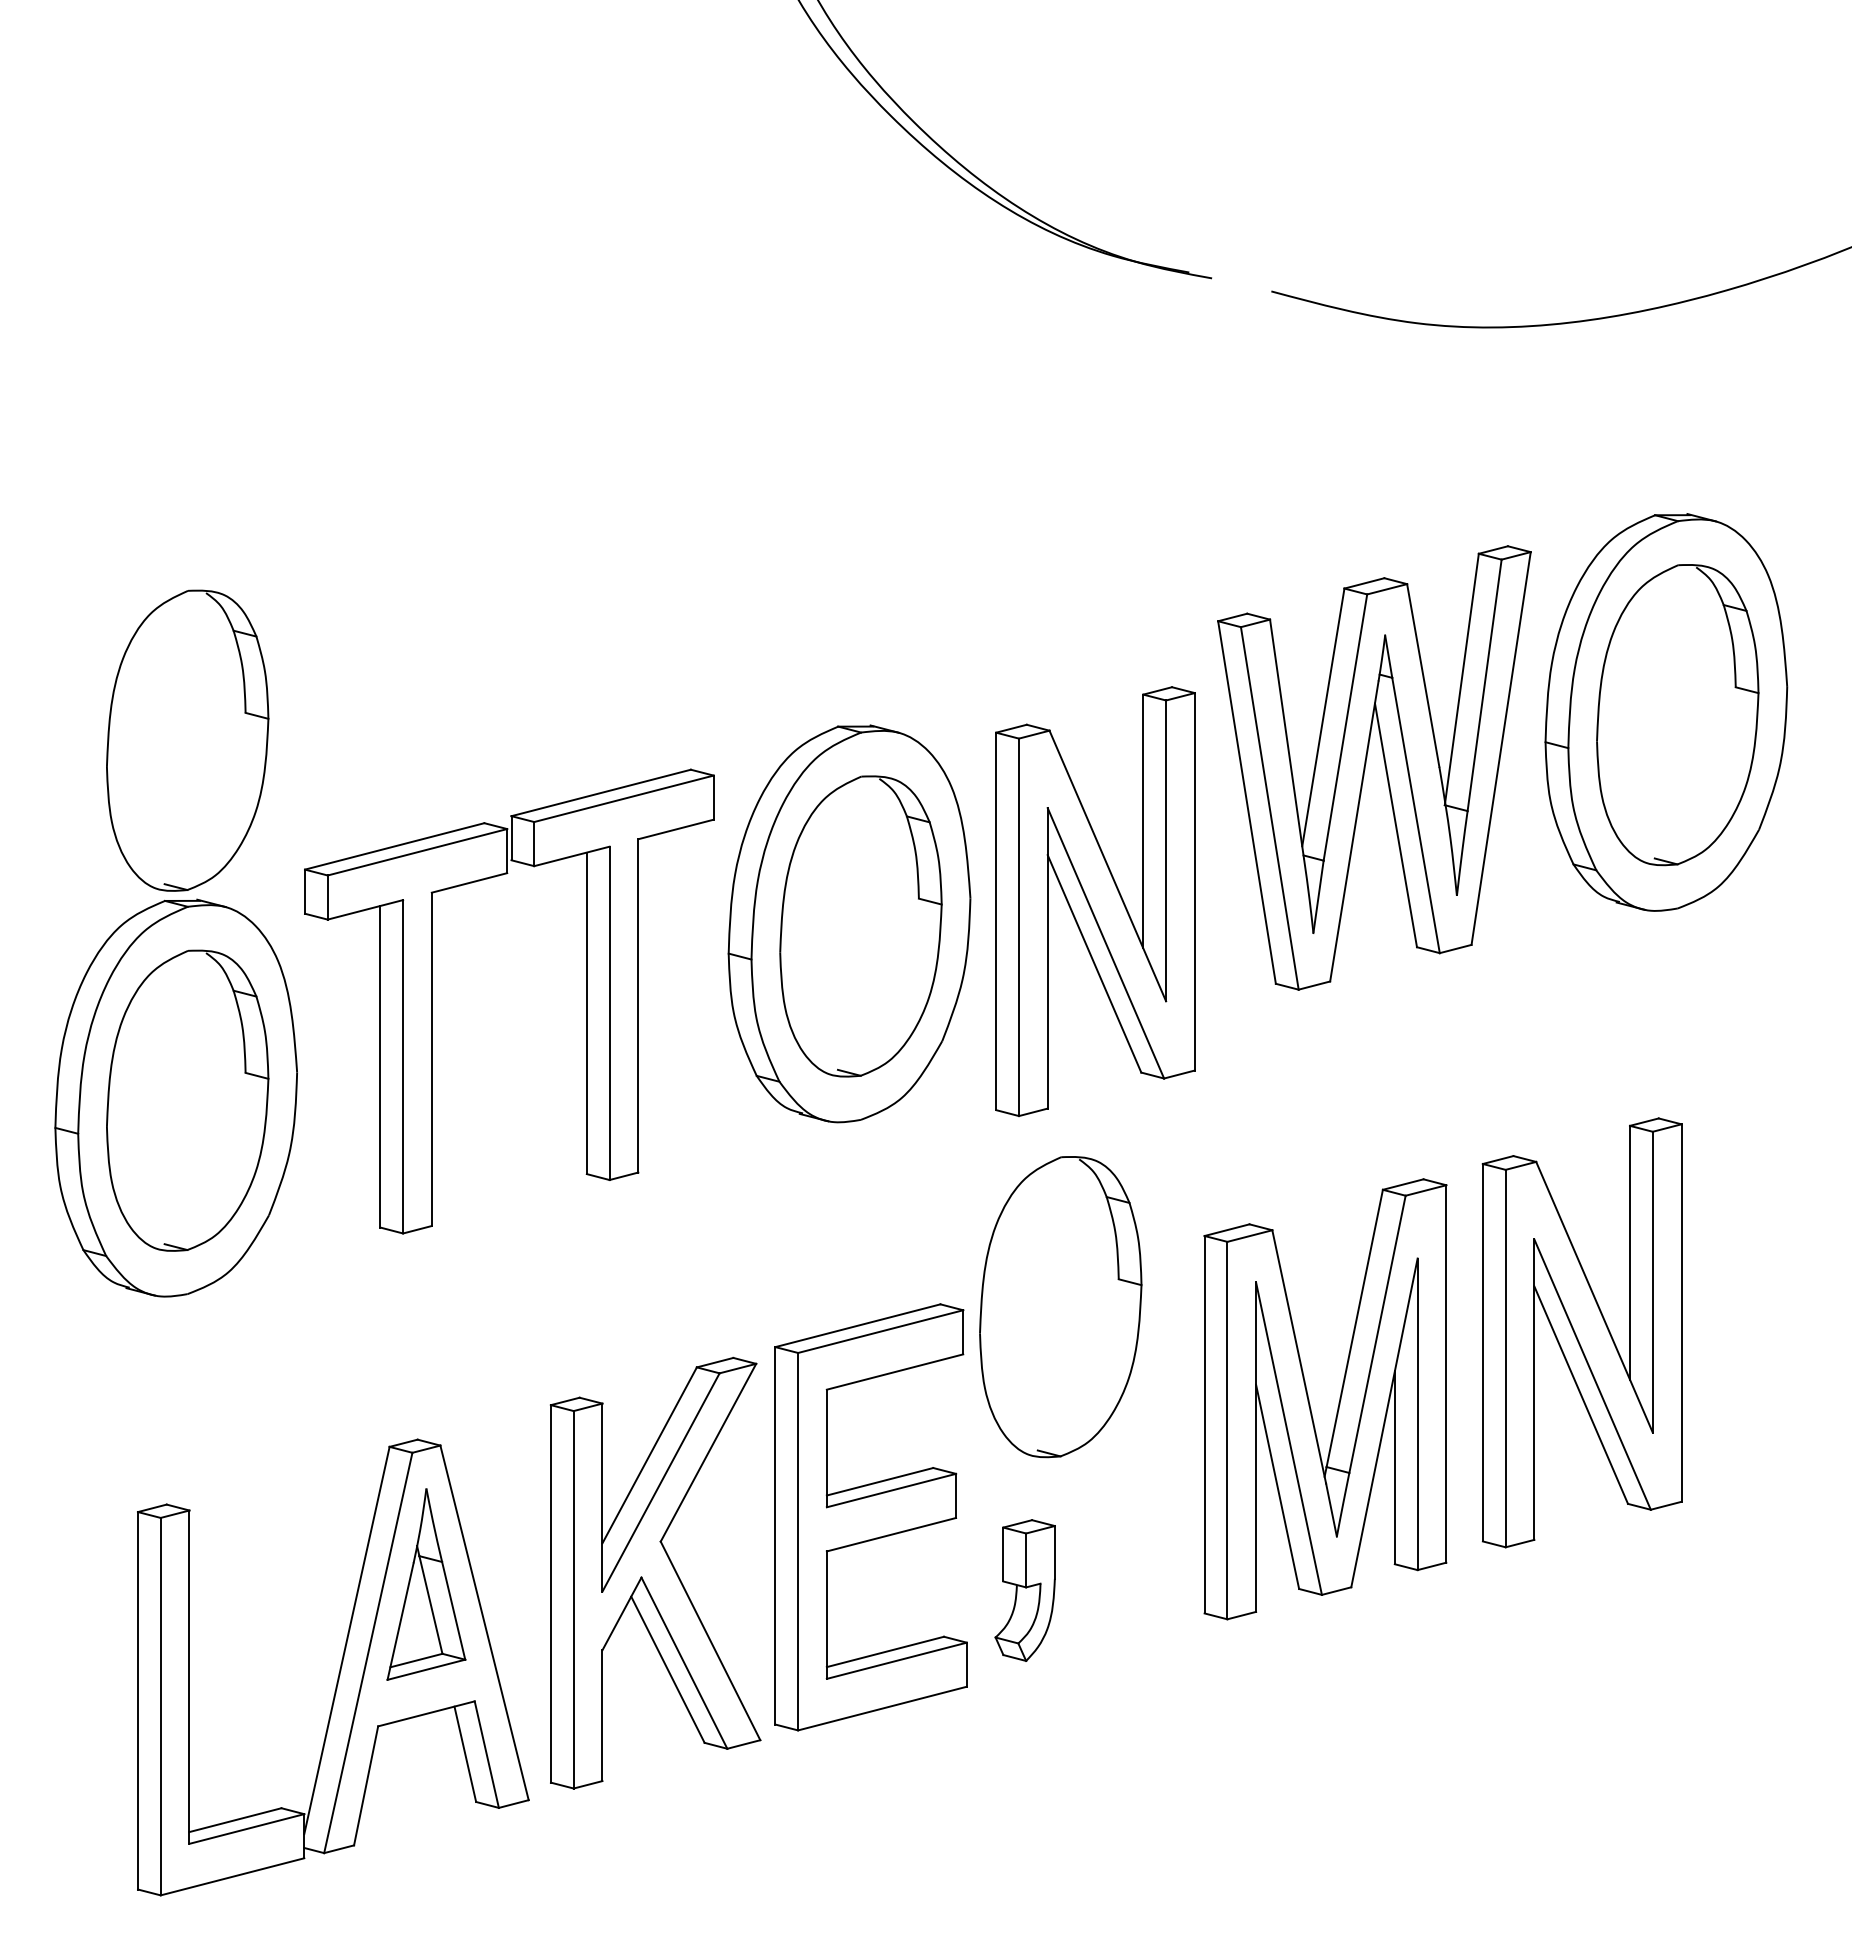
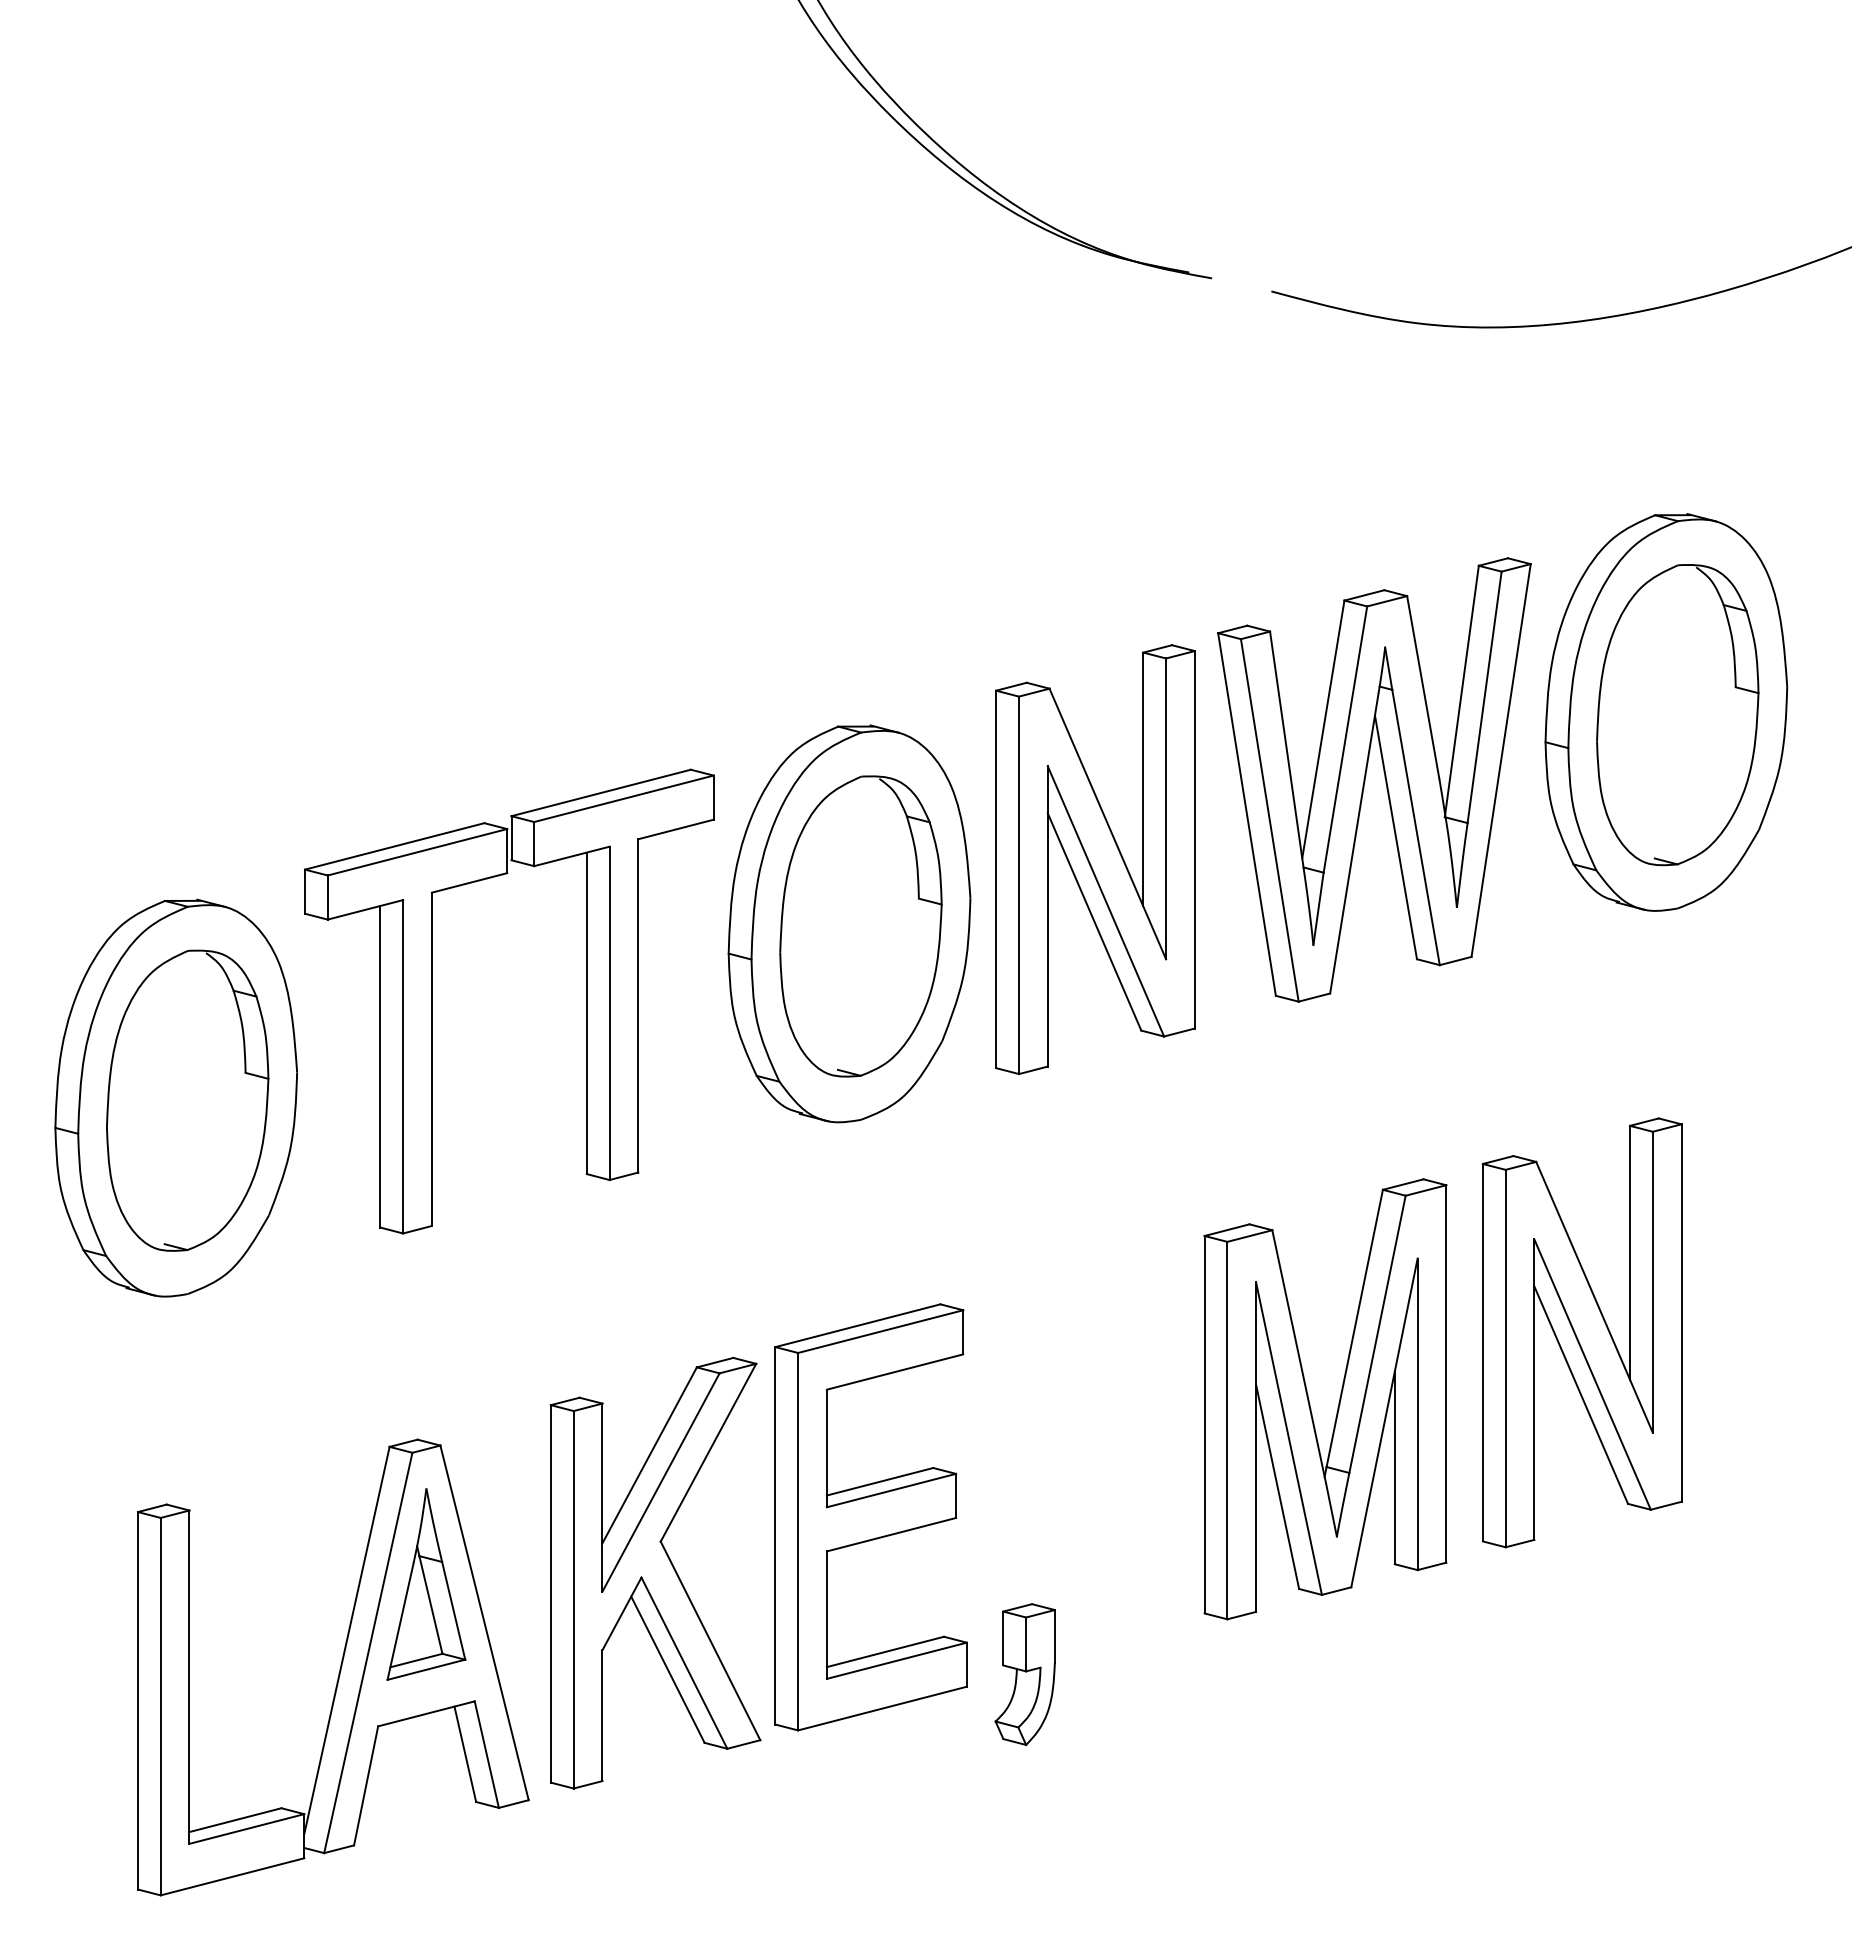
part: present -> none (187, 740)
part position: (1366, 764) -> (1366, 776) (1366, 776)
part position: (1095, 901) -> (1095, 859) (1095, 859)
part: present -> none (1060, 1307)
part position: (1024, 1590) -> (1024, 1674) (1024, 1674)
